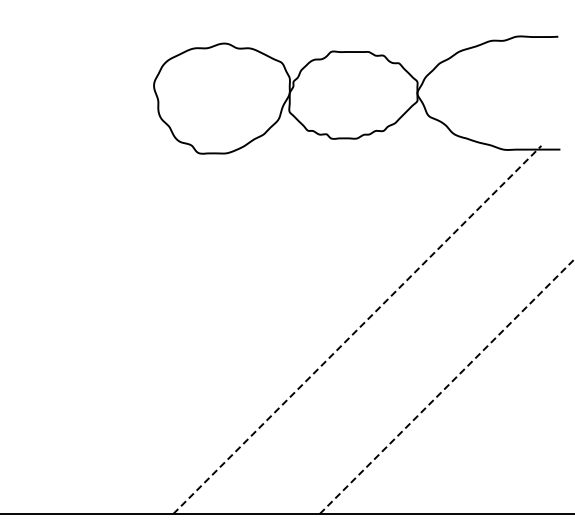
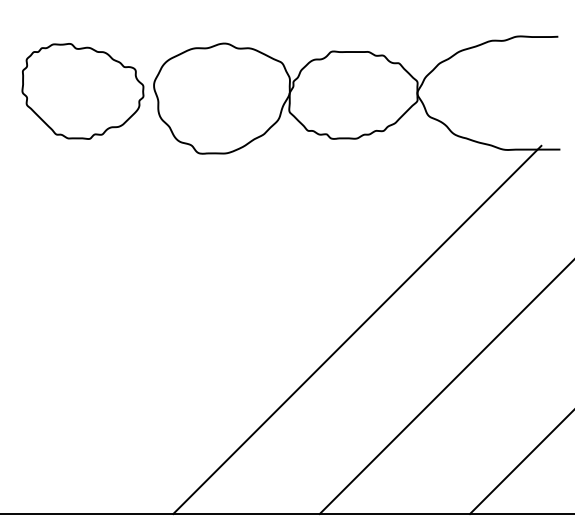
part: none -> present (82, 91)
line: dashed -> solid (357, 329)
line: dashed -> solid (447, 386)
line: none -> present (520, 462)
